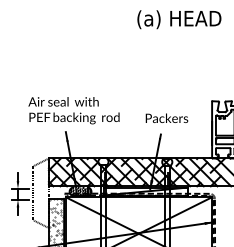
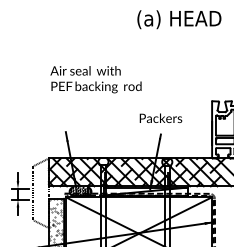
text position: (73, 110) -> (95, 79) (95, 79)
text position: (166, 117) -> (160, 117) (160, 117)
